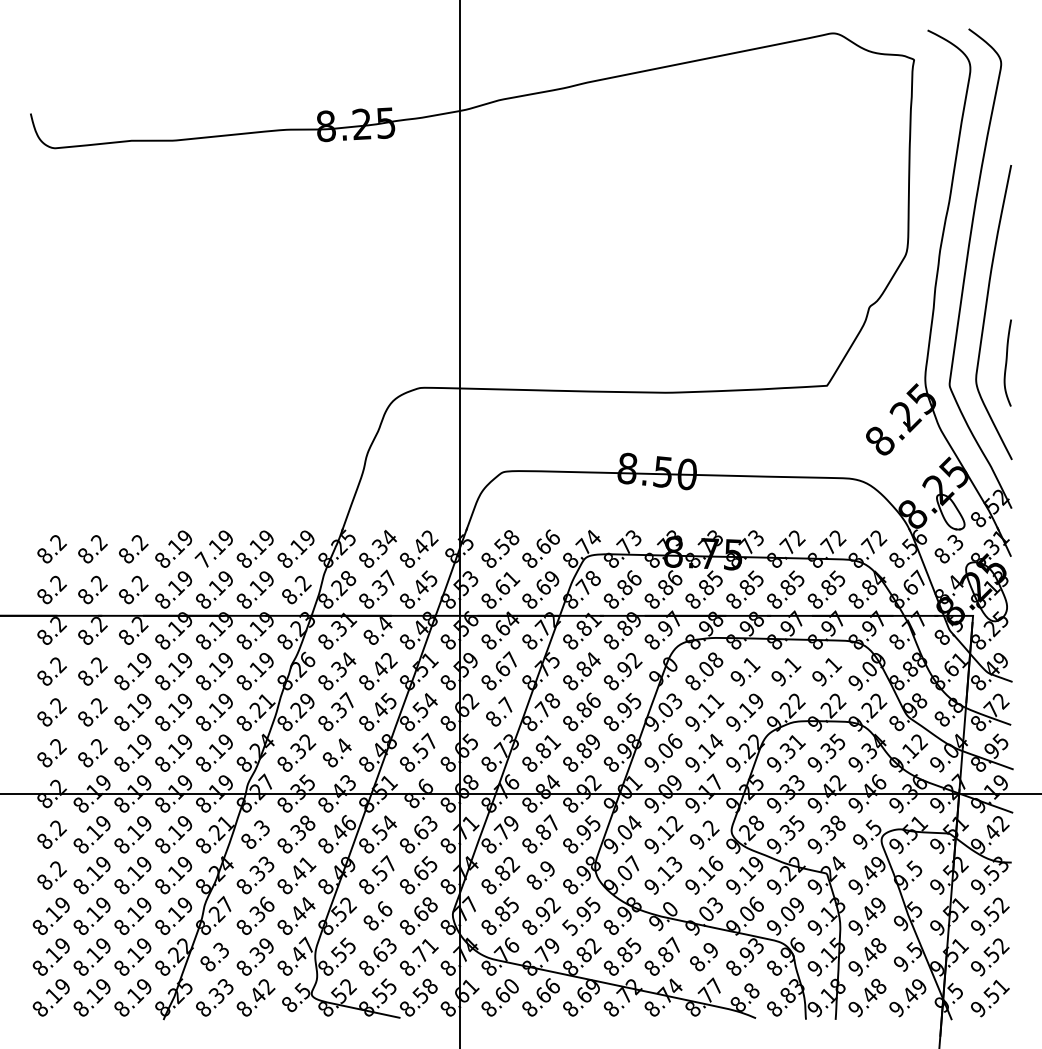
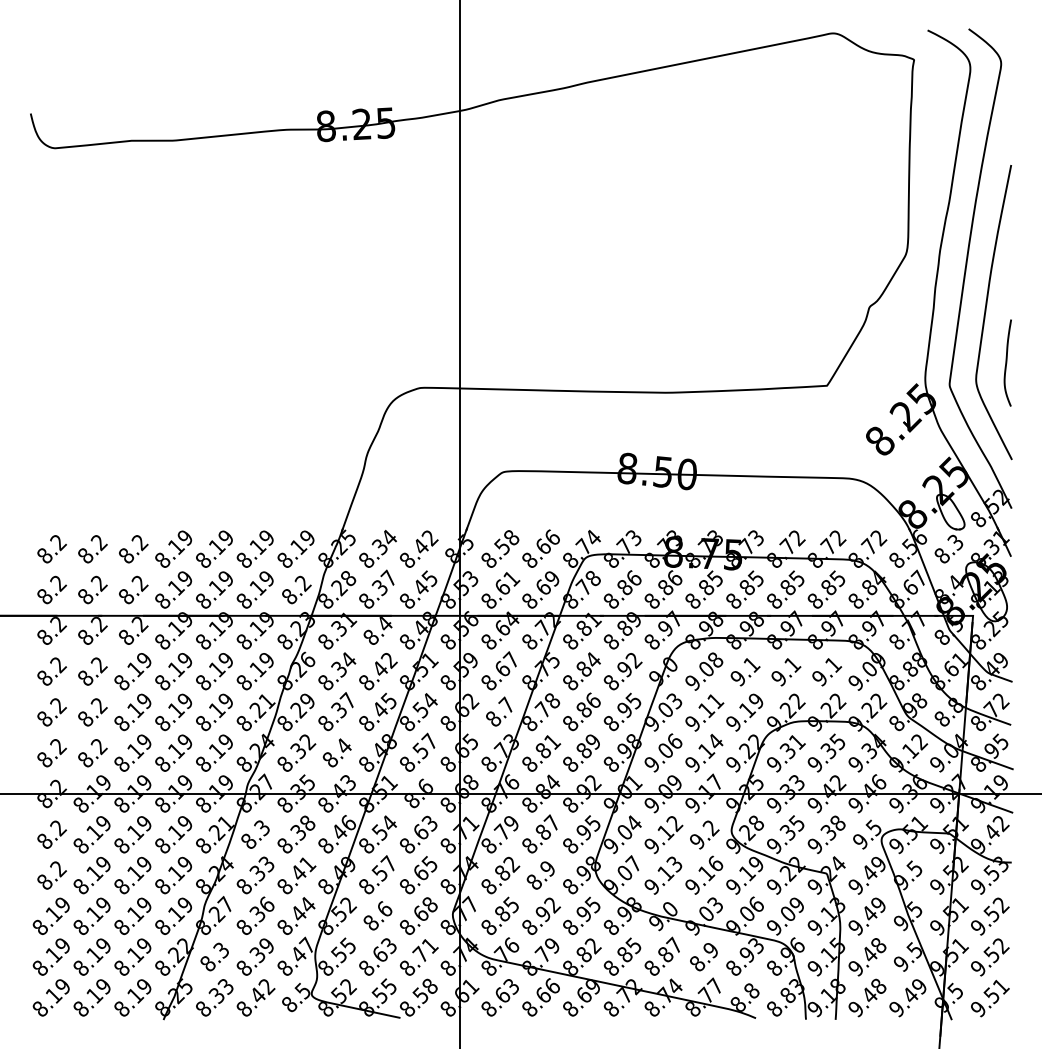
text: 7.19 -> 8.19 (202, 559)
text: 8.08 -> 9.08 (692, 682)
text: 5.95 -> 8.95 (570, 927)
text: 8.60 -> 8.63 (510, 986)
